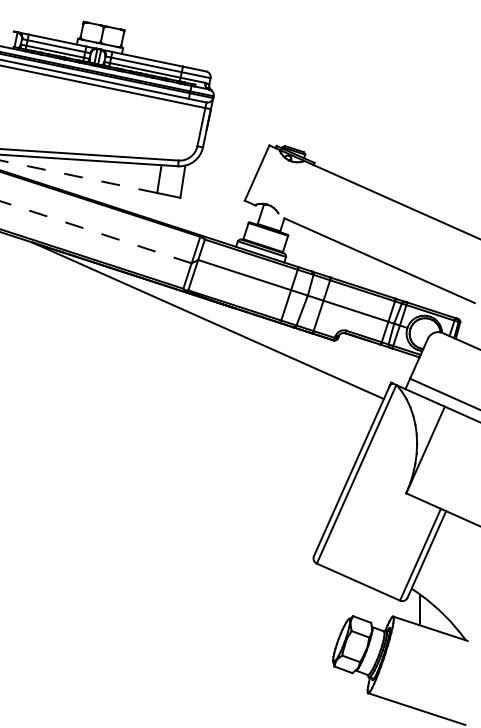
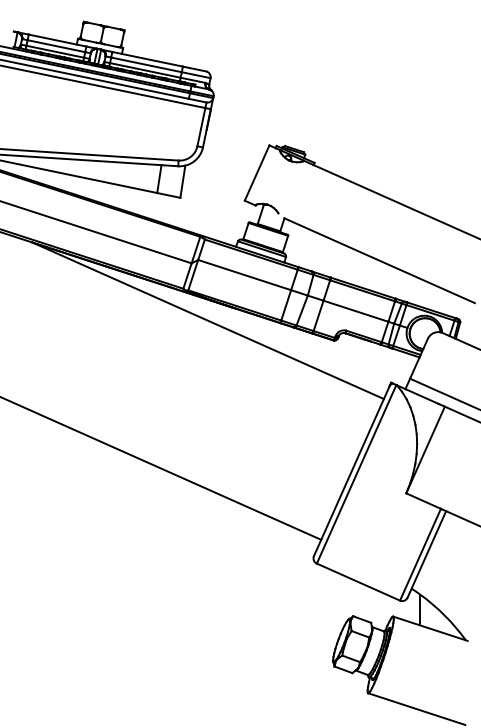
line: dashed -> solid (78, 176)
line: dashed -> solid (95, 232)
line: none -> present (161, 468)
